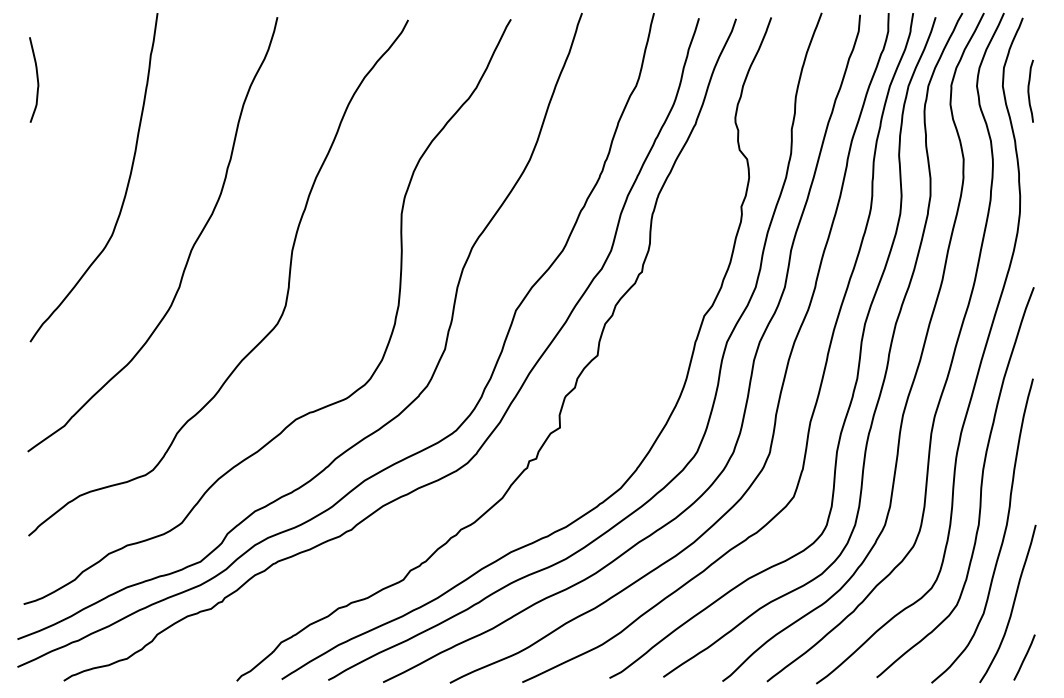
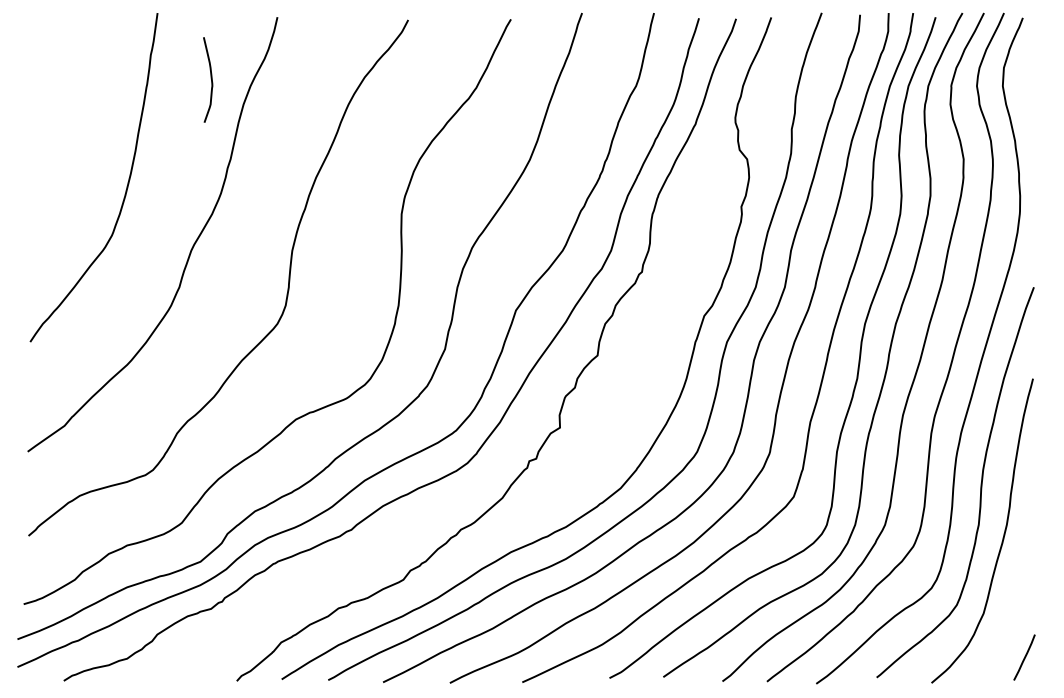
curve position: (36, 78) -> (210, 78) (210, 78)
curve: present -> none (1029, 90)
curve: present -> none (1012, 604)
